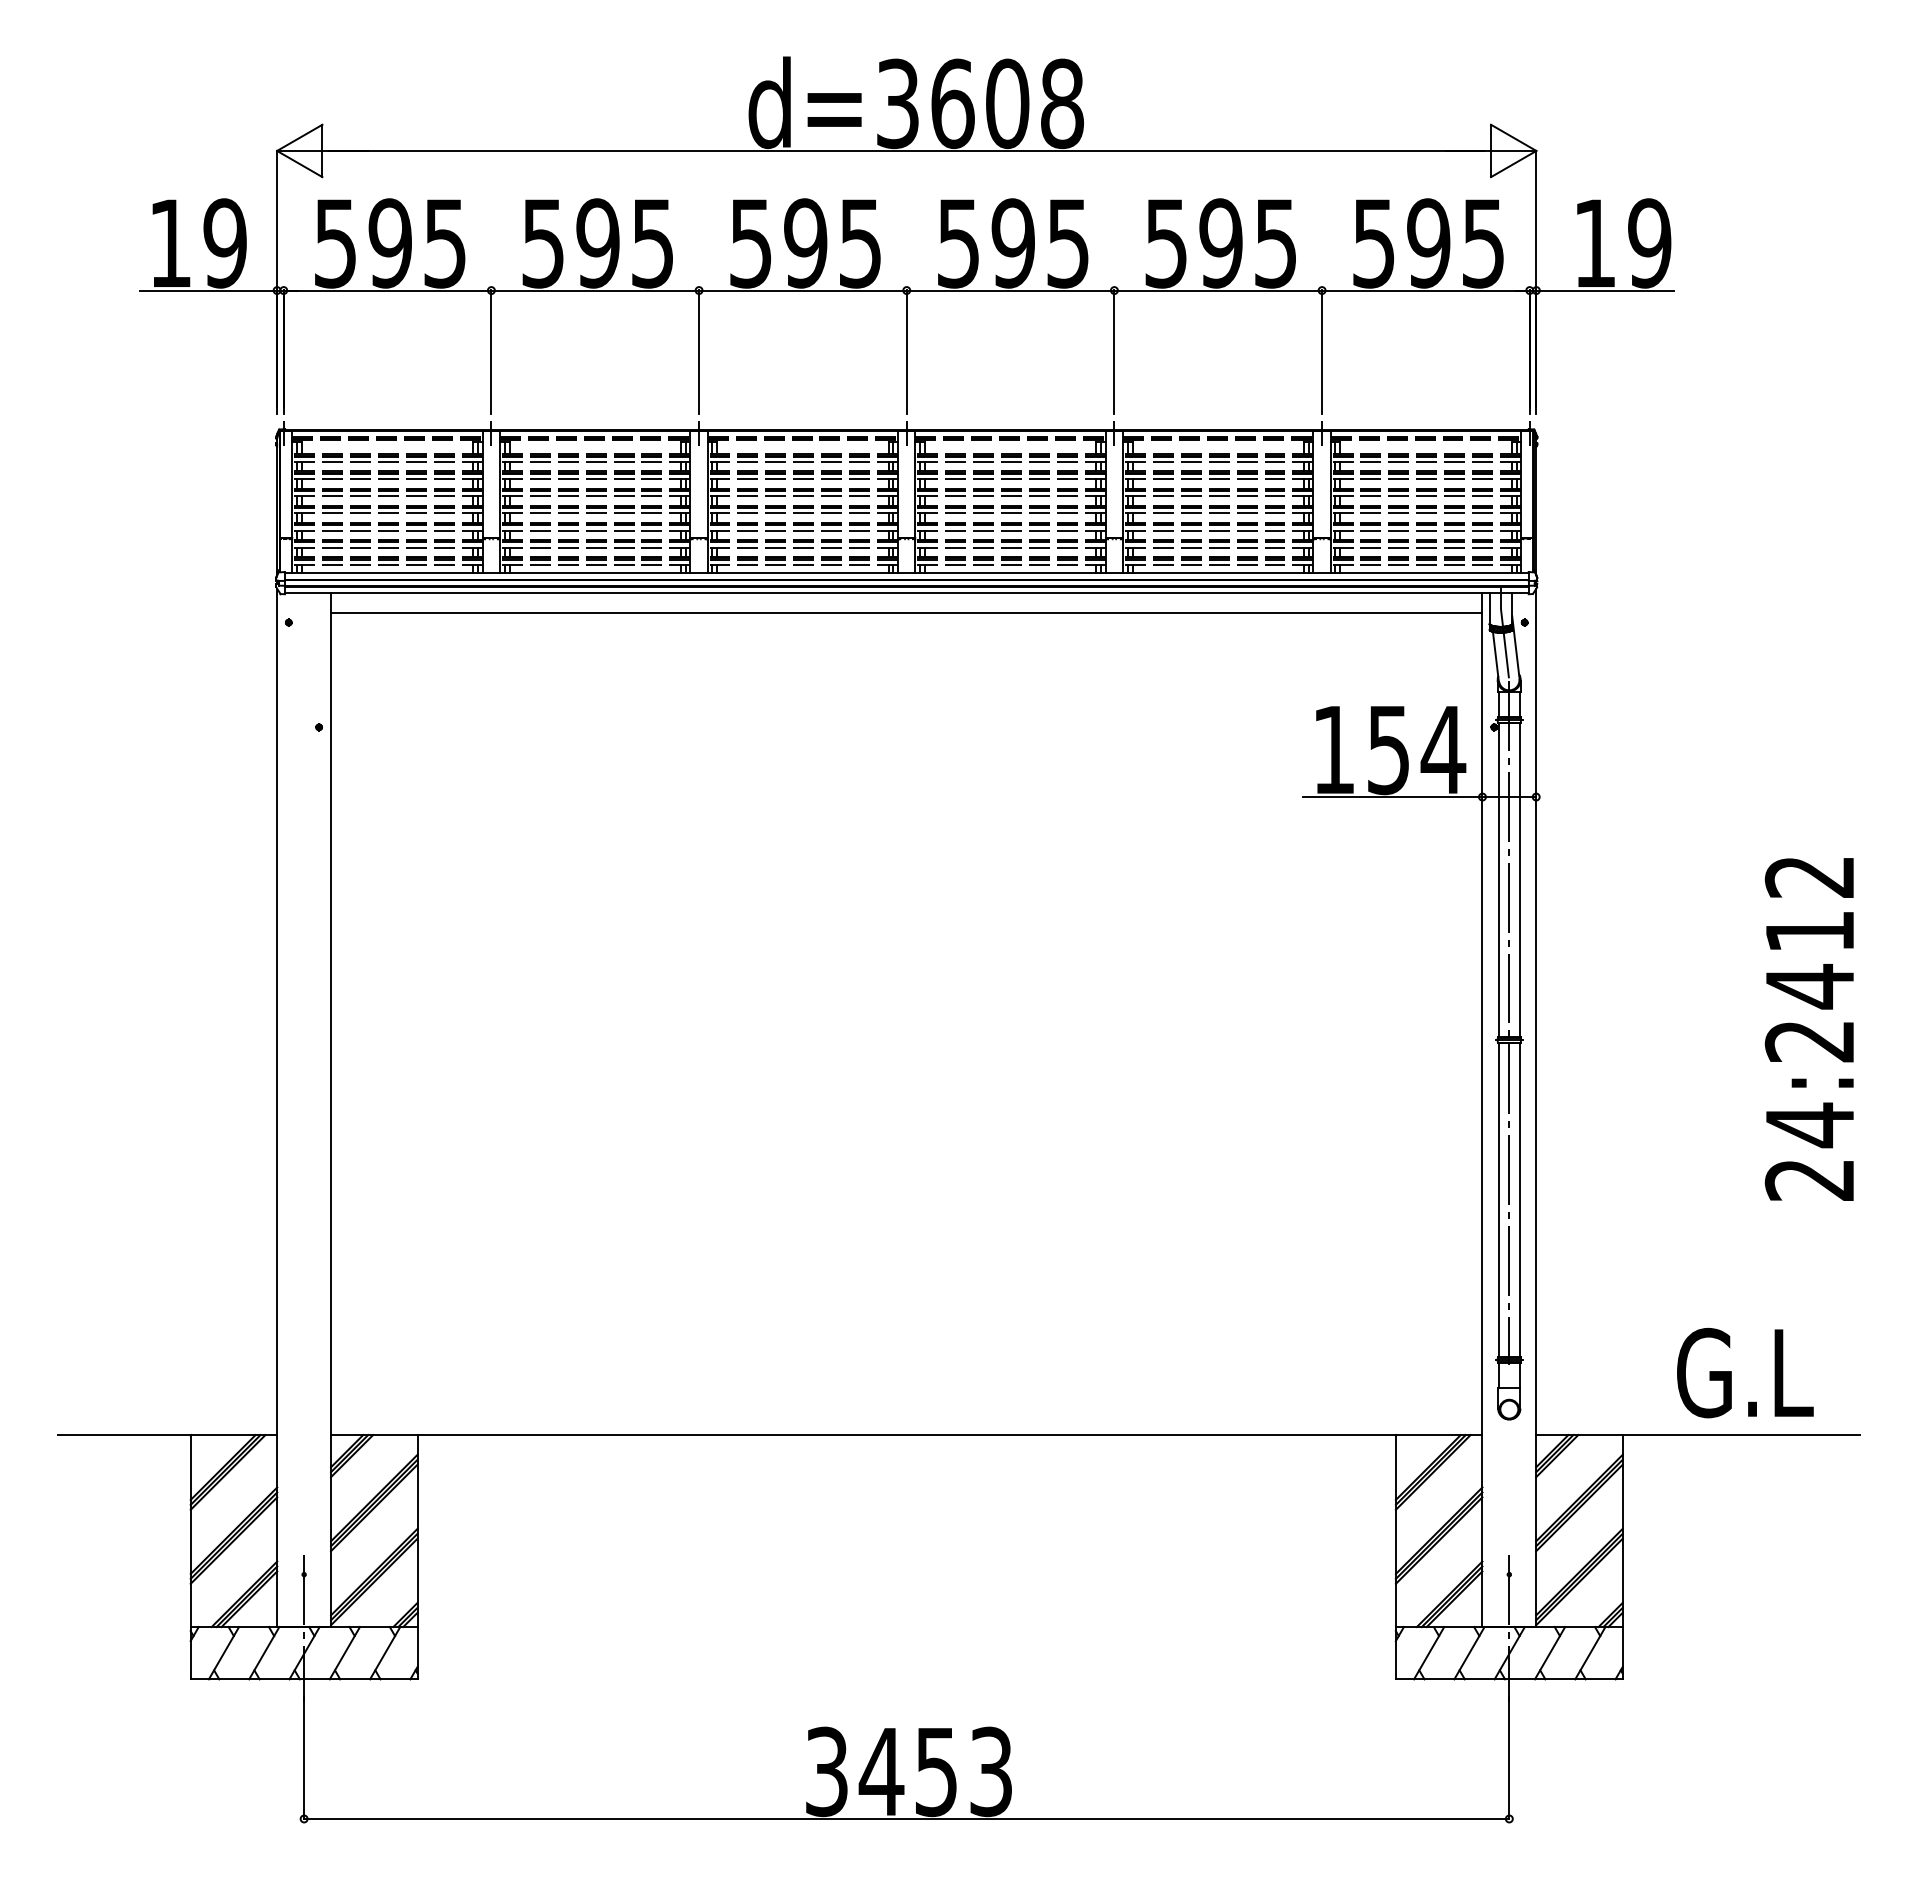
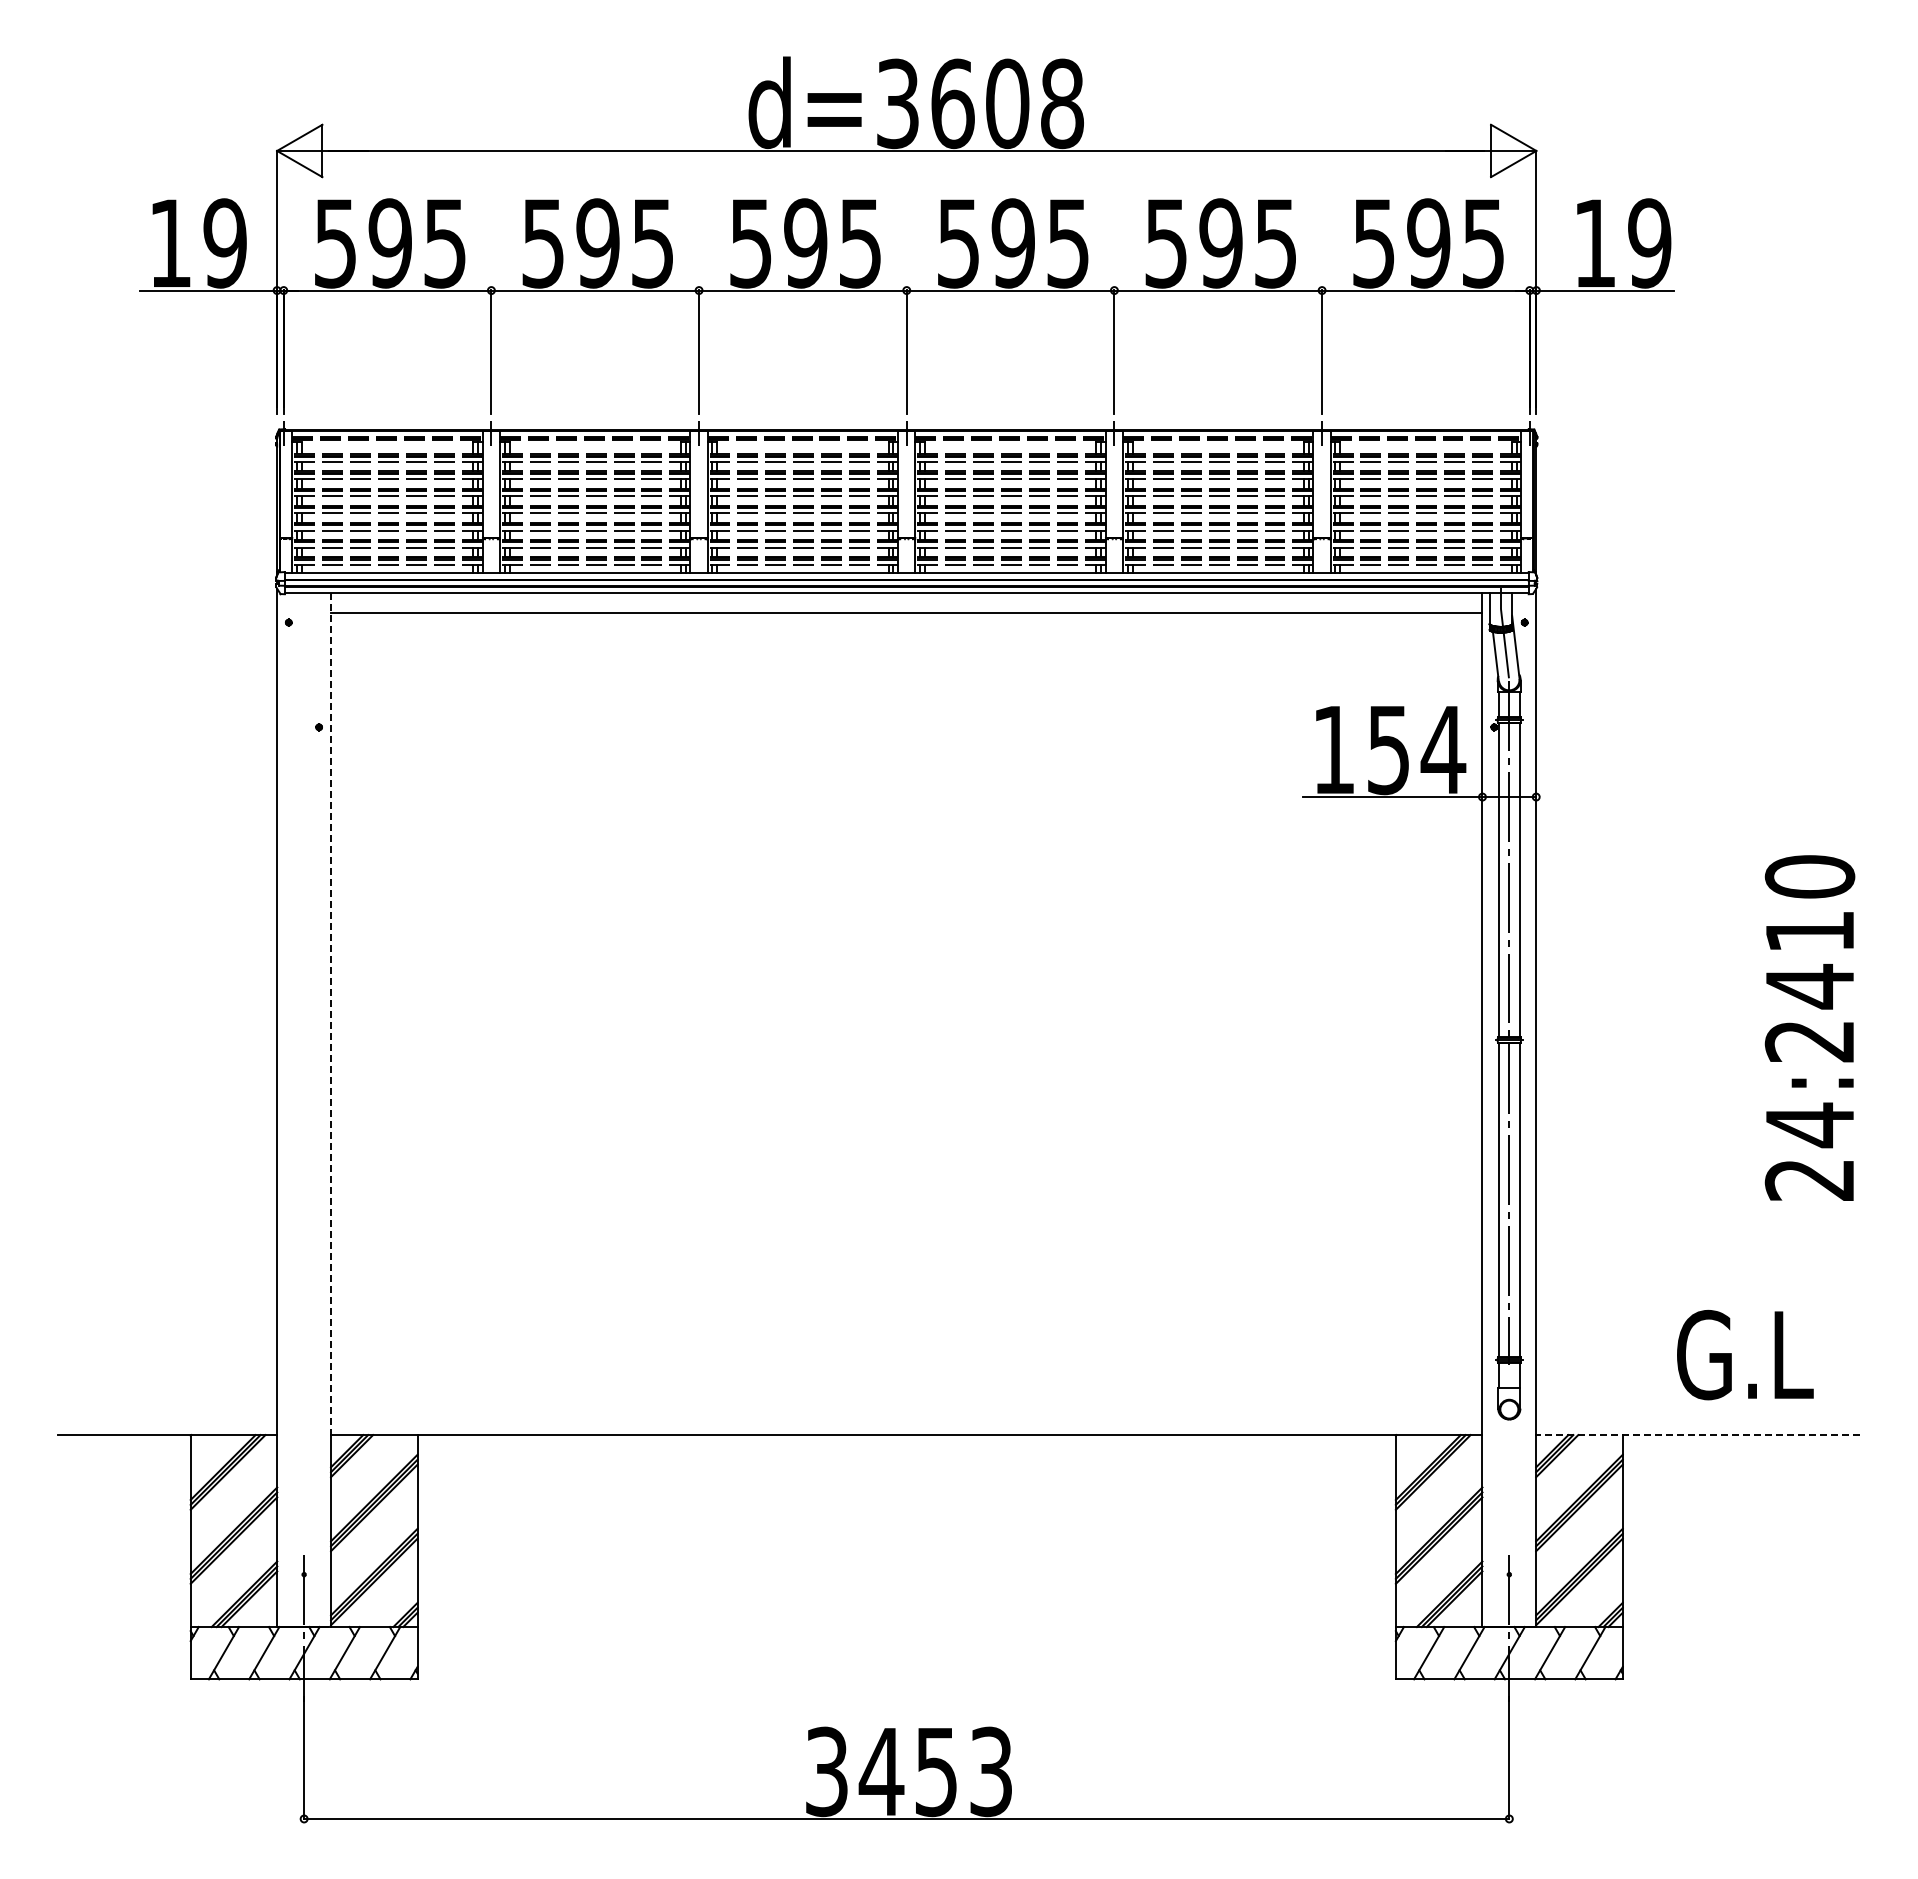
text: 24:2412 -> 24:2410 (1809, 876)
line: solid -> dashed (331, 1014)
text position: (1745, 1372) -> (1745, 1354) (1745, 1354)
line: solid -> dashed (1697, 1435)
